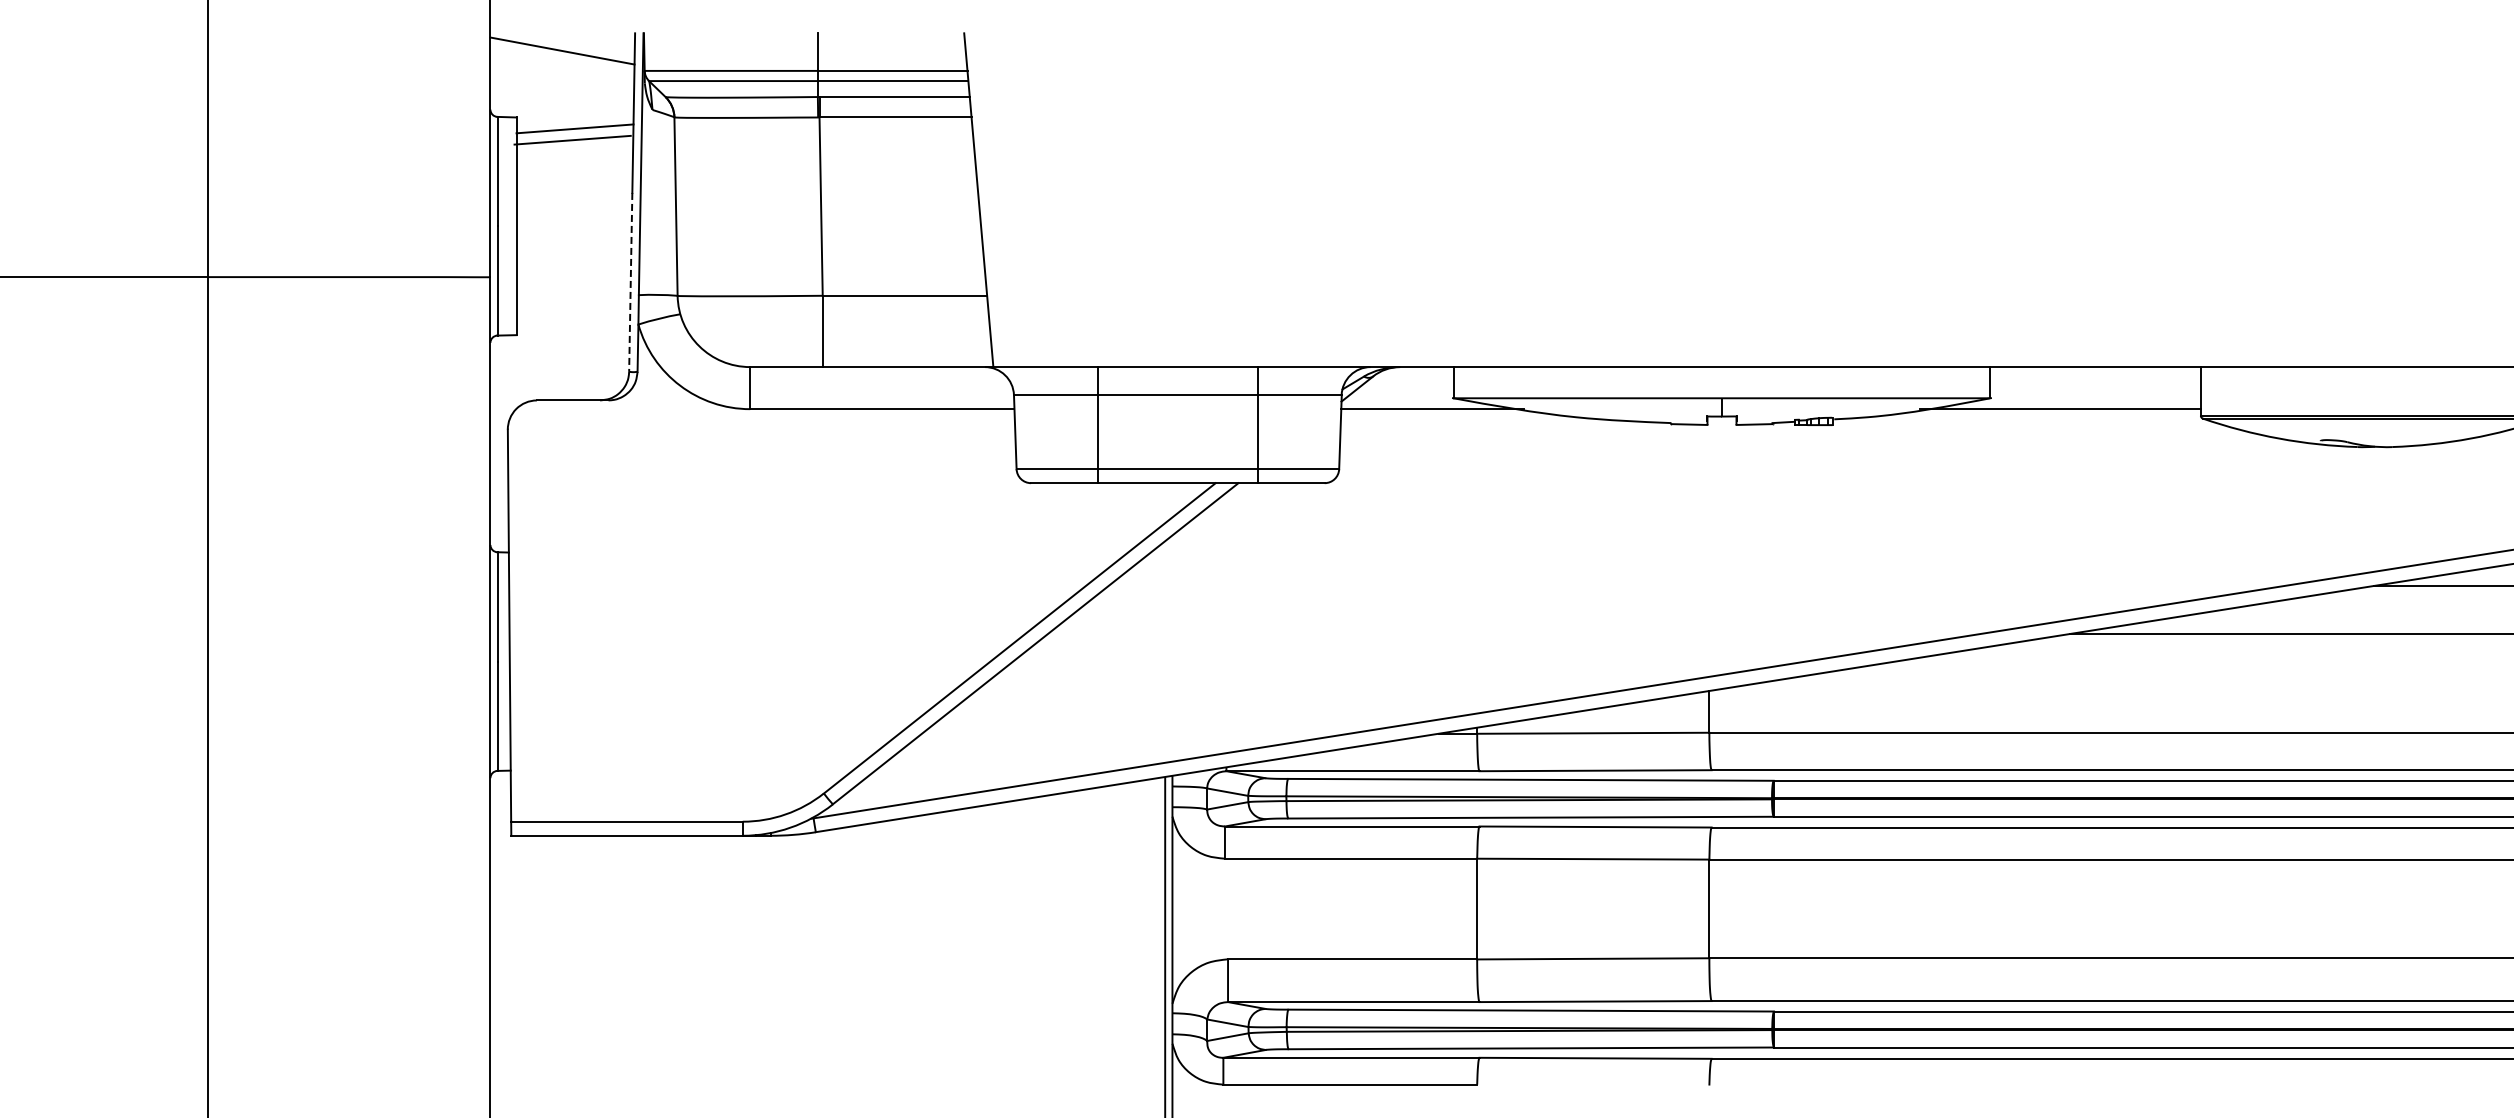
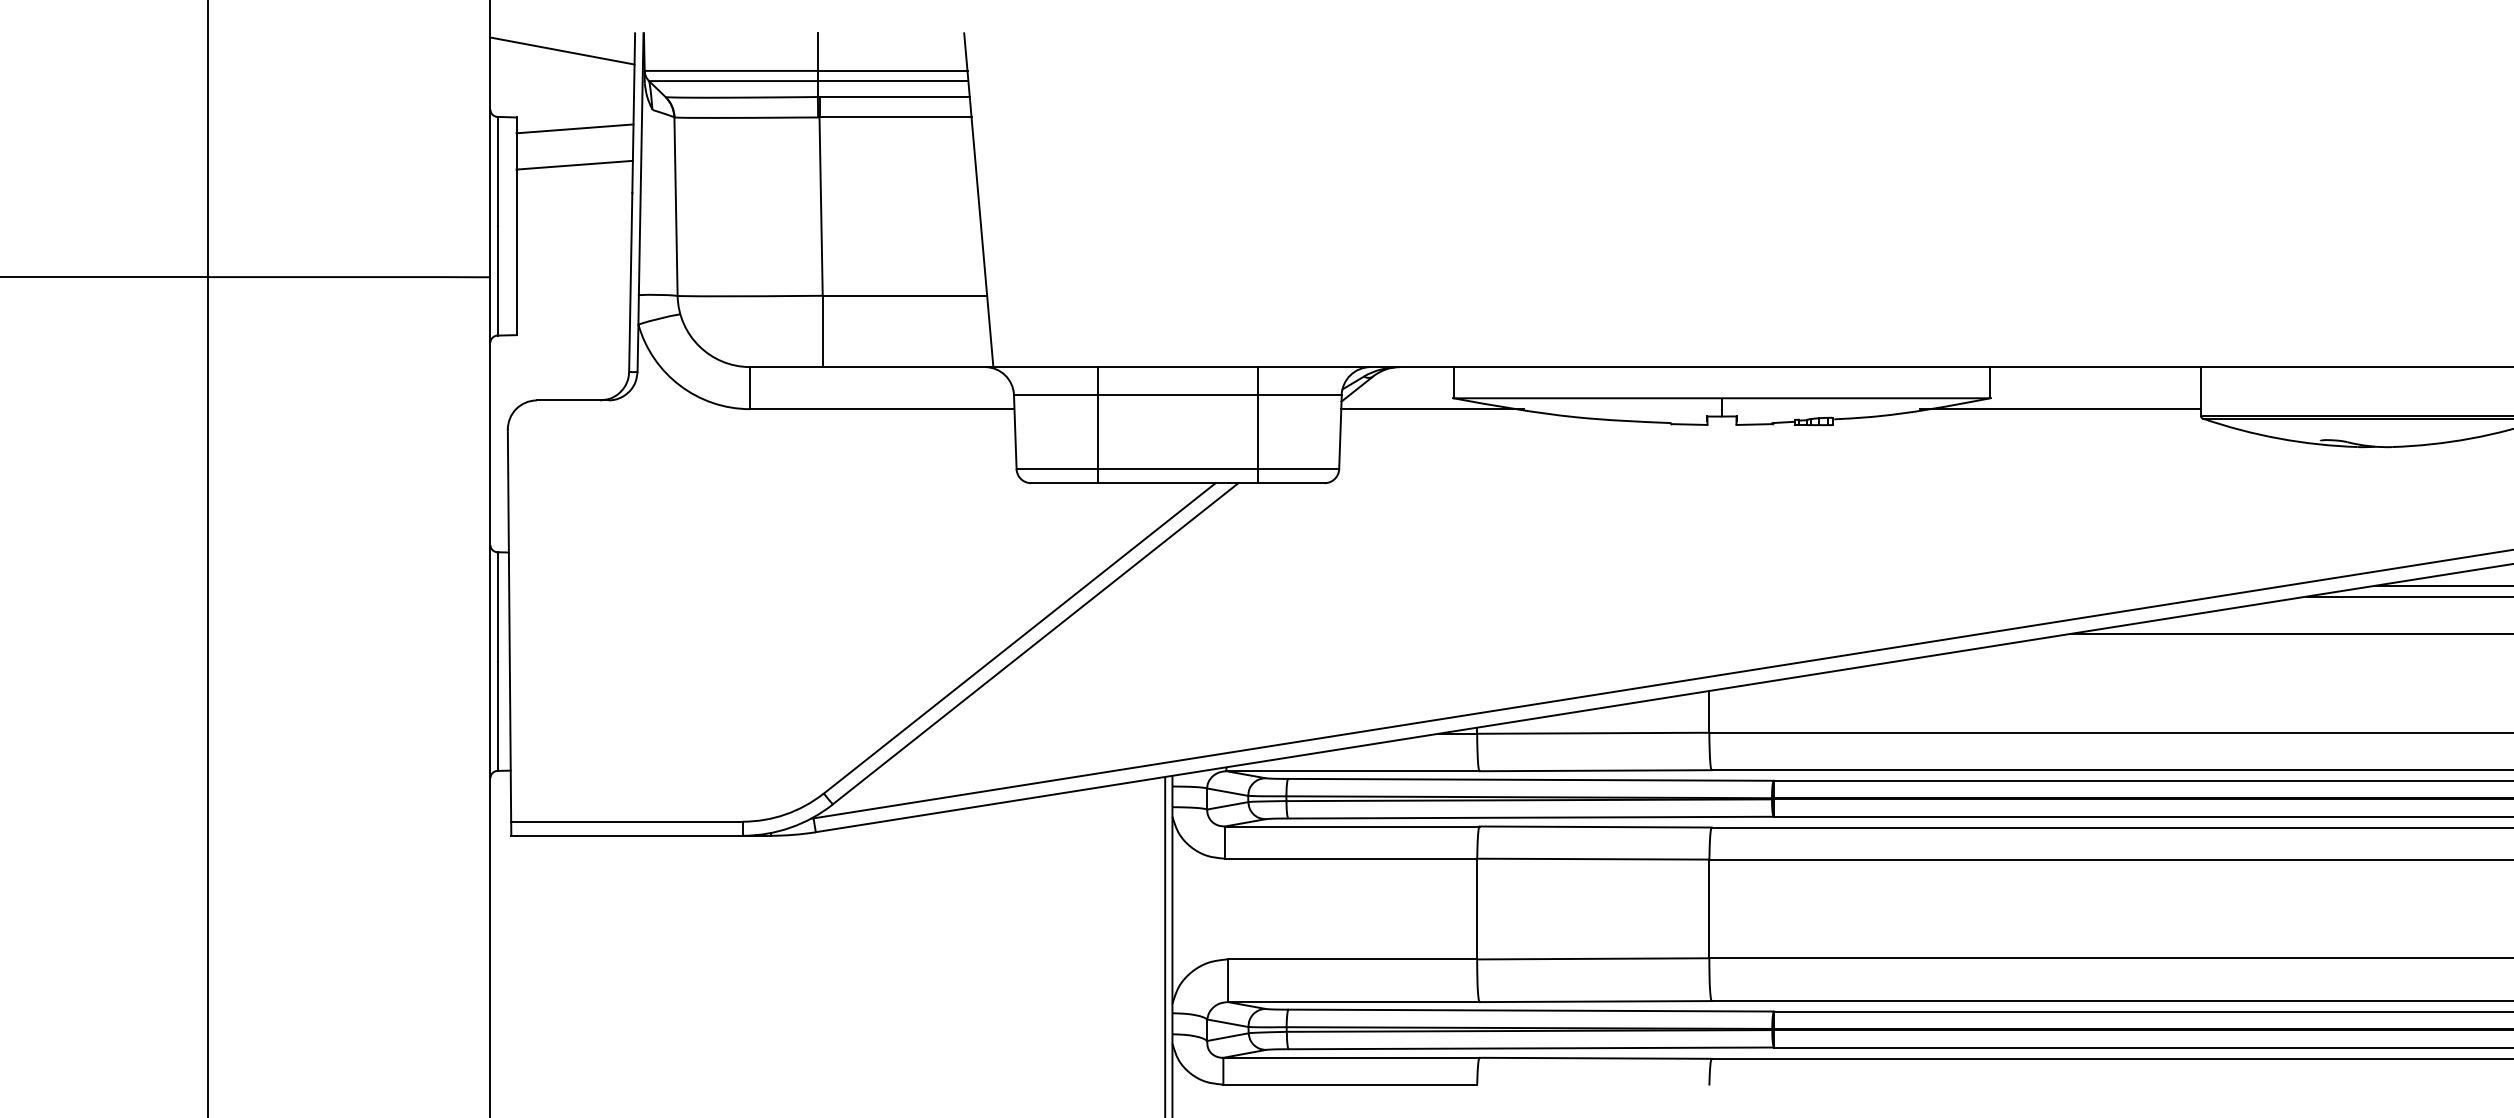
line position: (572, 139) -> (574, 164) (574, 164)
line: dashed -> solid (630, 282)
line: none -> present (2408, 596)
